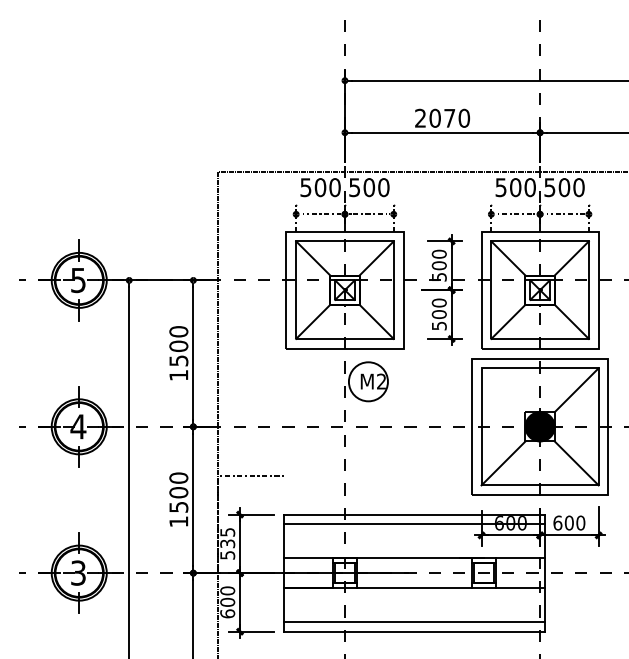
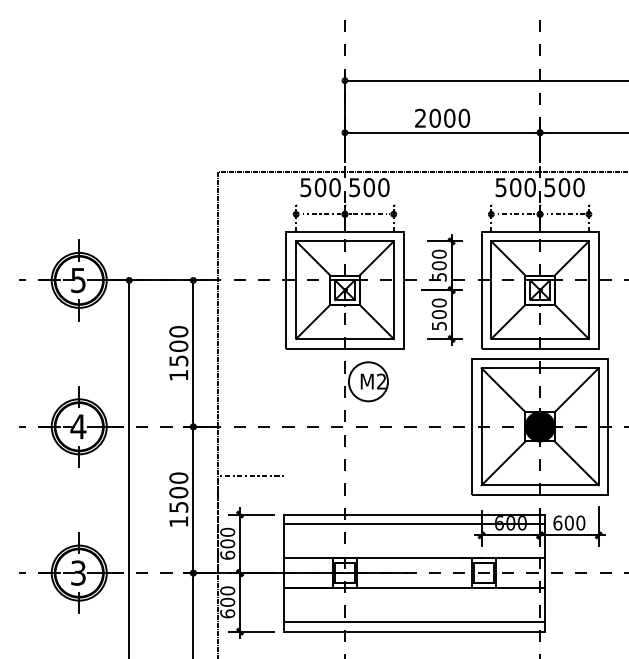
text: 2070 -> 2000 (449, 117)
line: none -> present (503, 390)
text: 535 -> 600 (227, 543)
